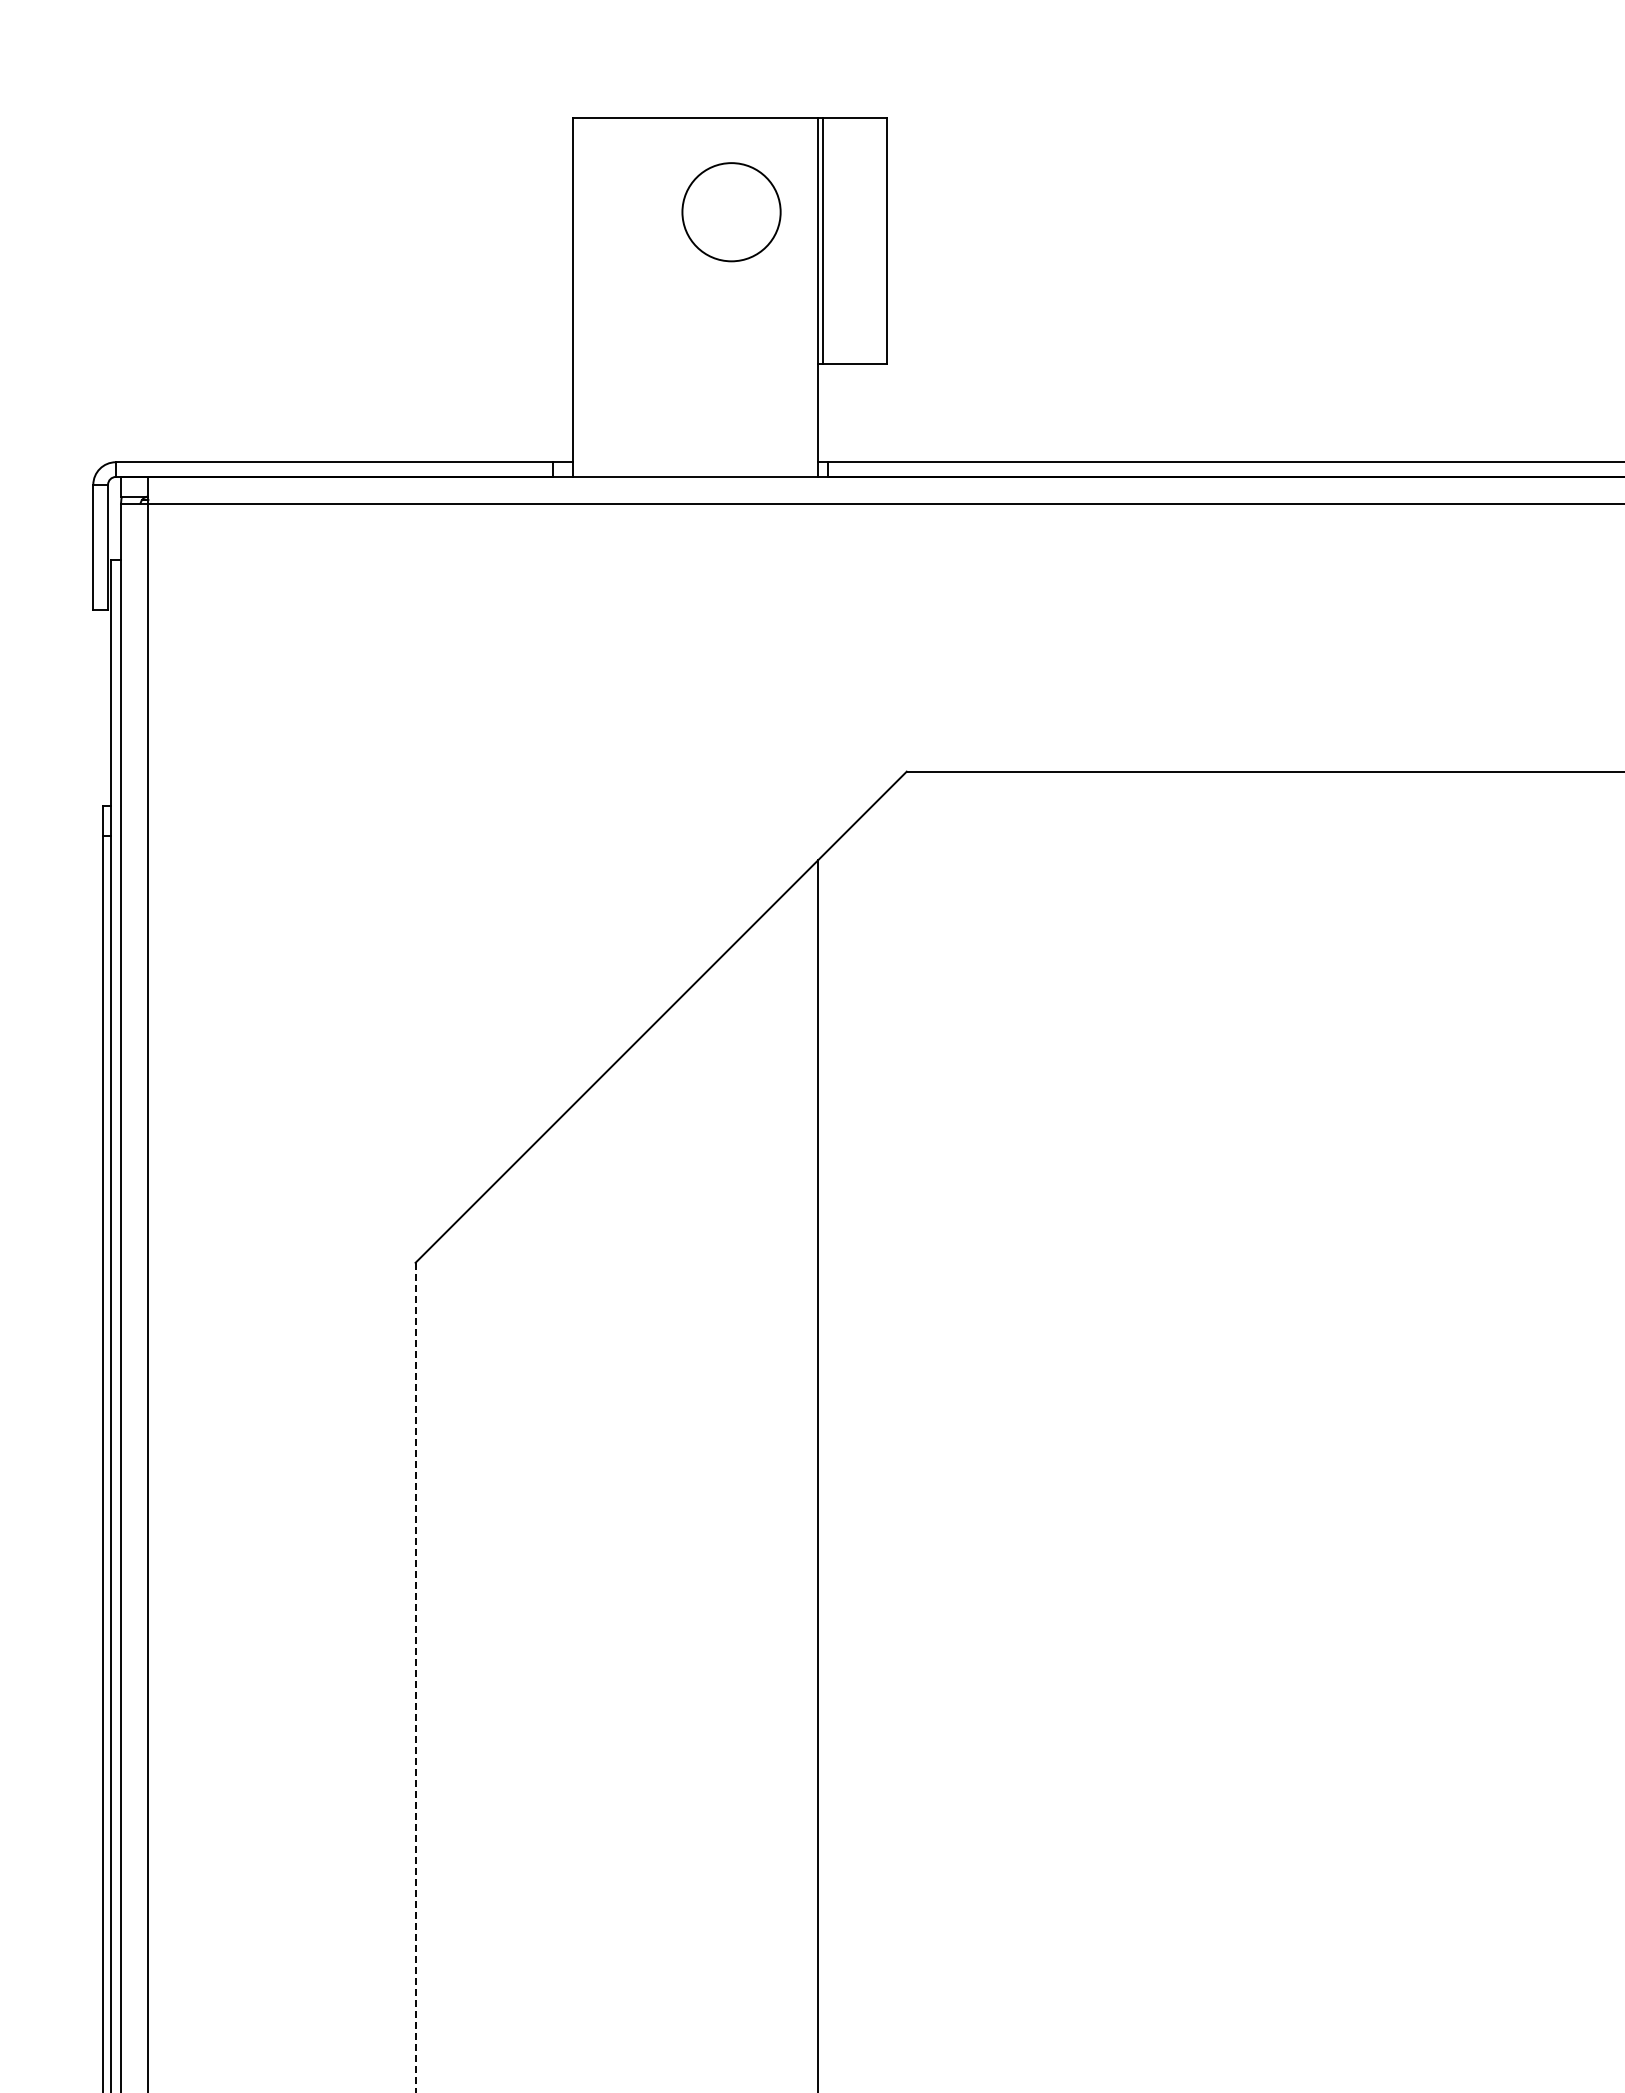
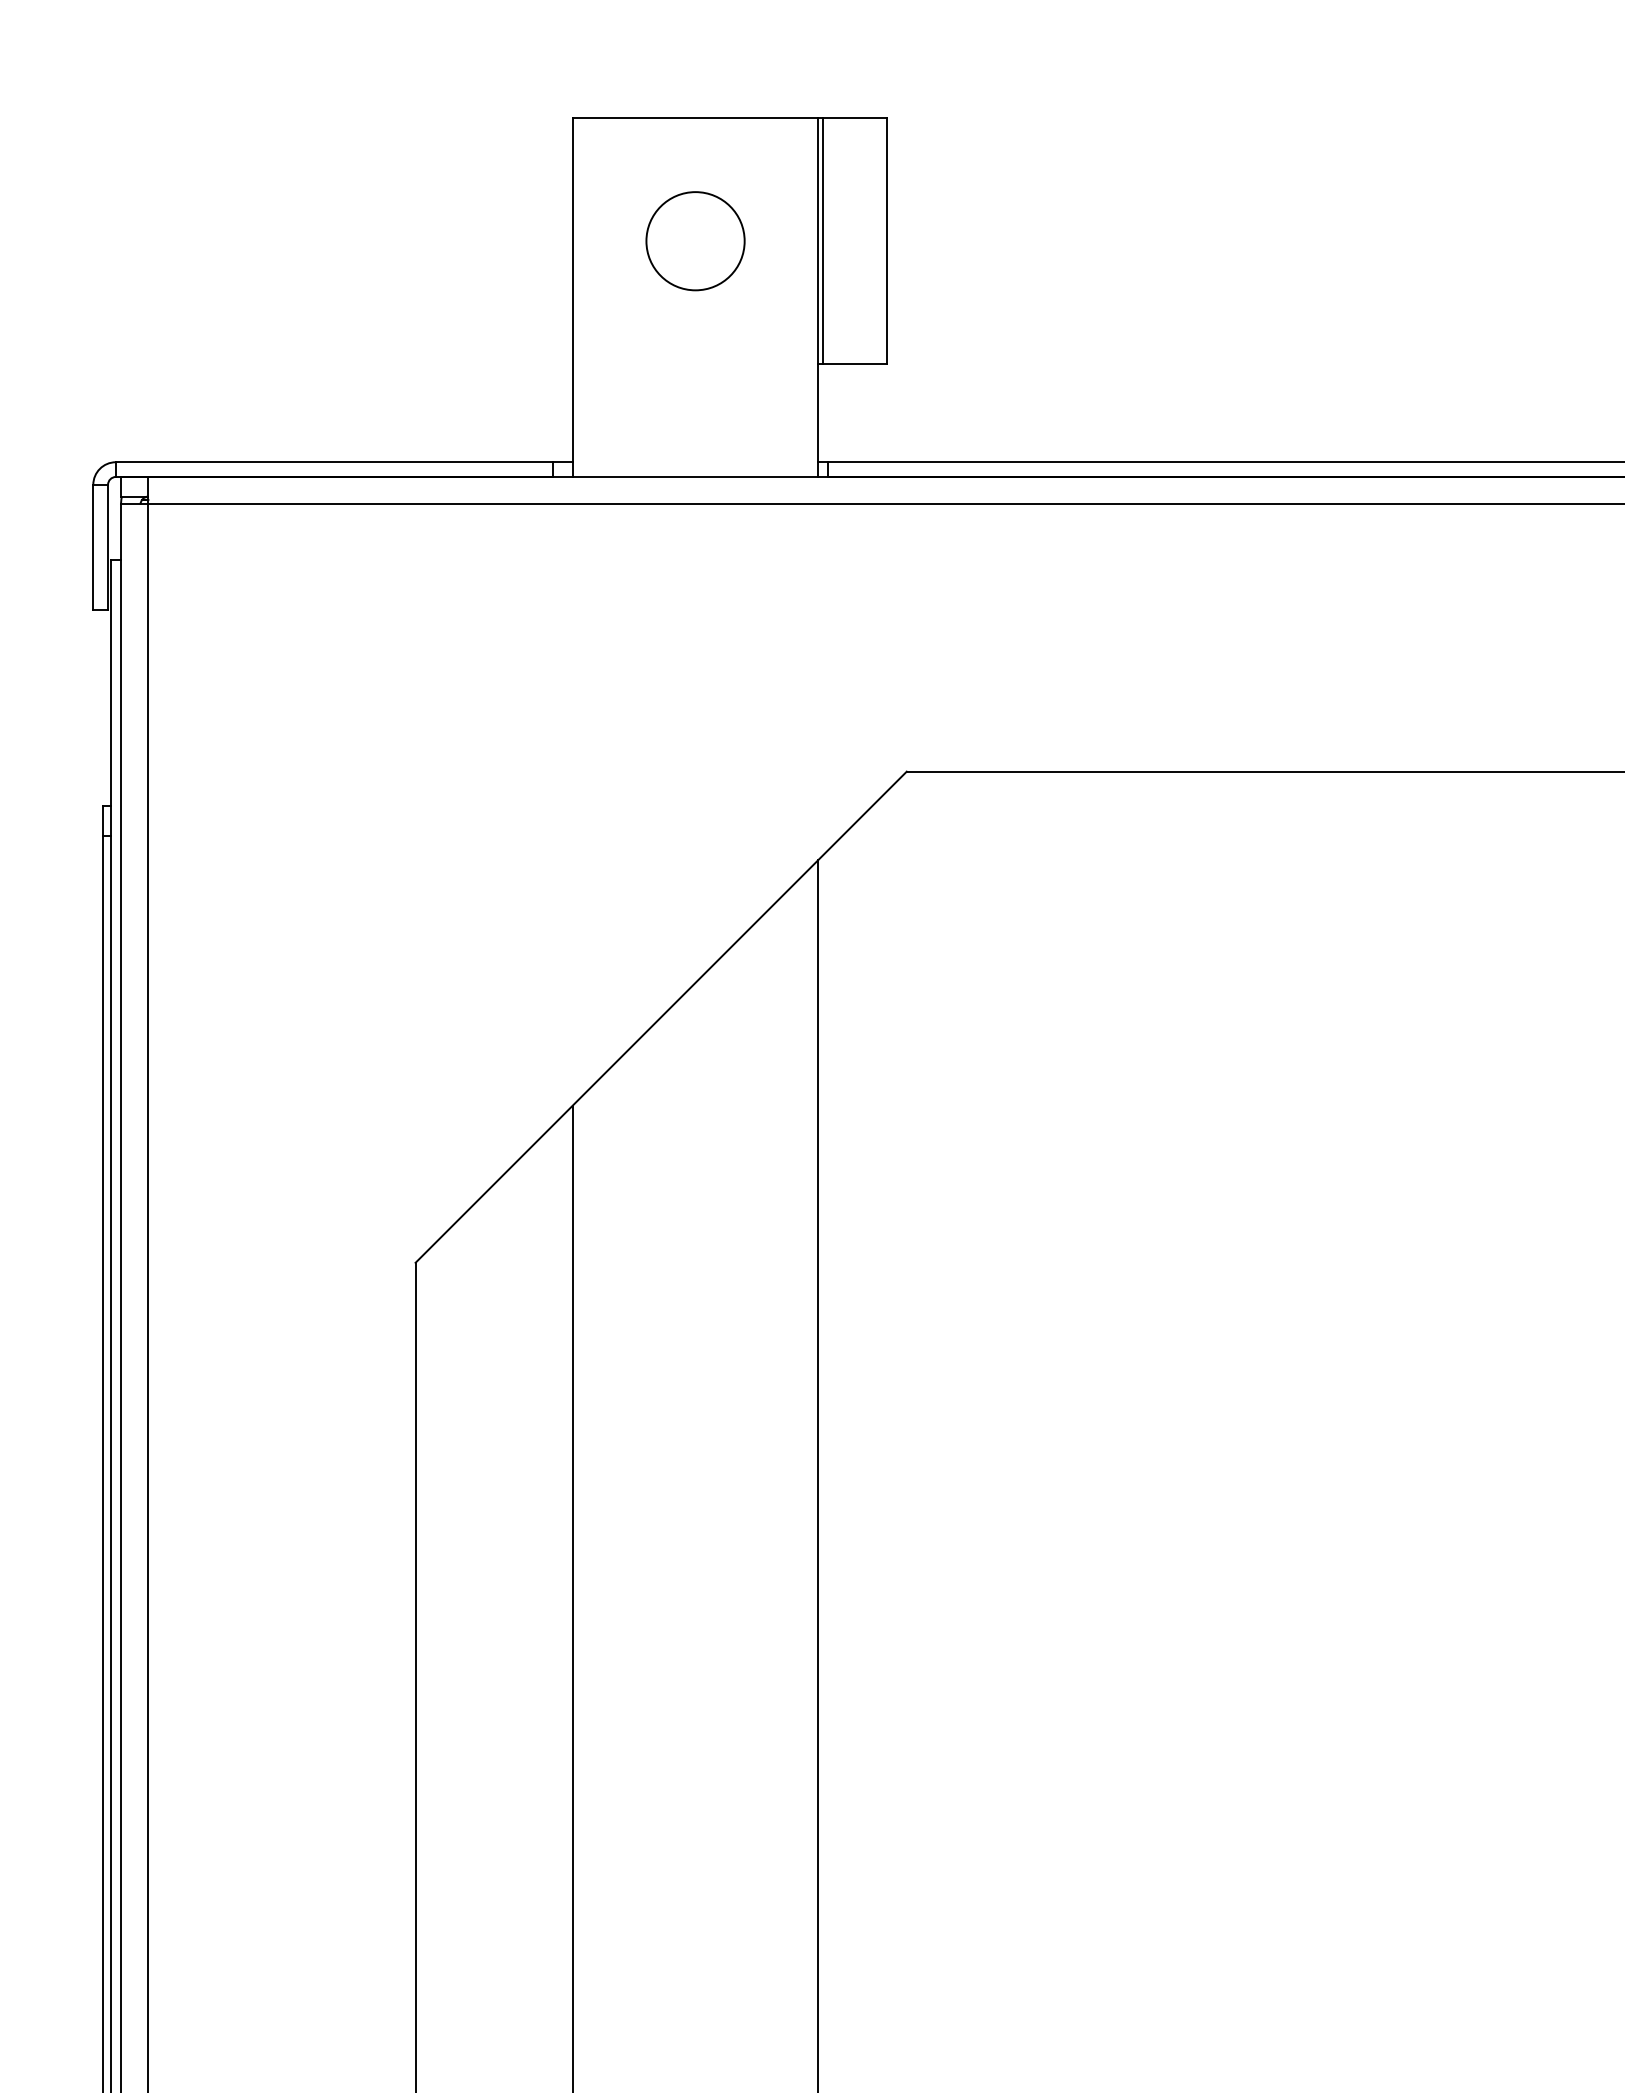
circle position: (731, 212) -> (695, 241) (695, 241)
line: none -> present (572, 1597)
line: dashed -> solid (415, 1677)
